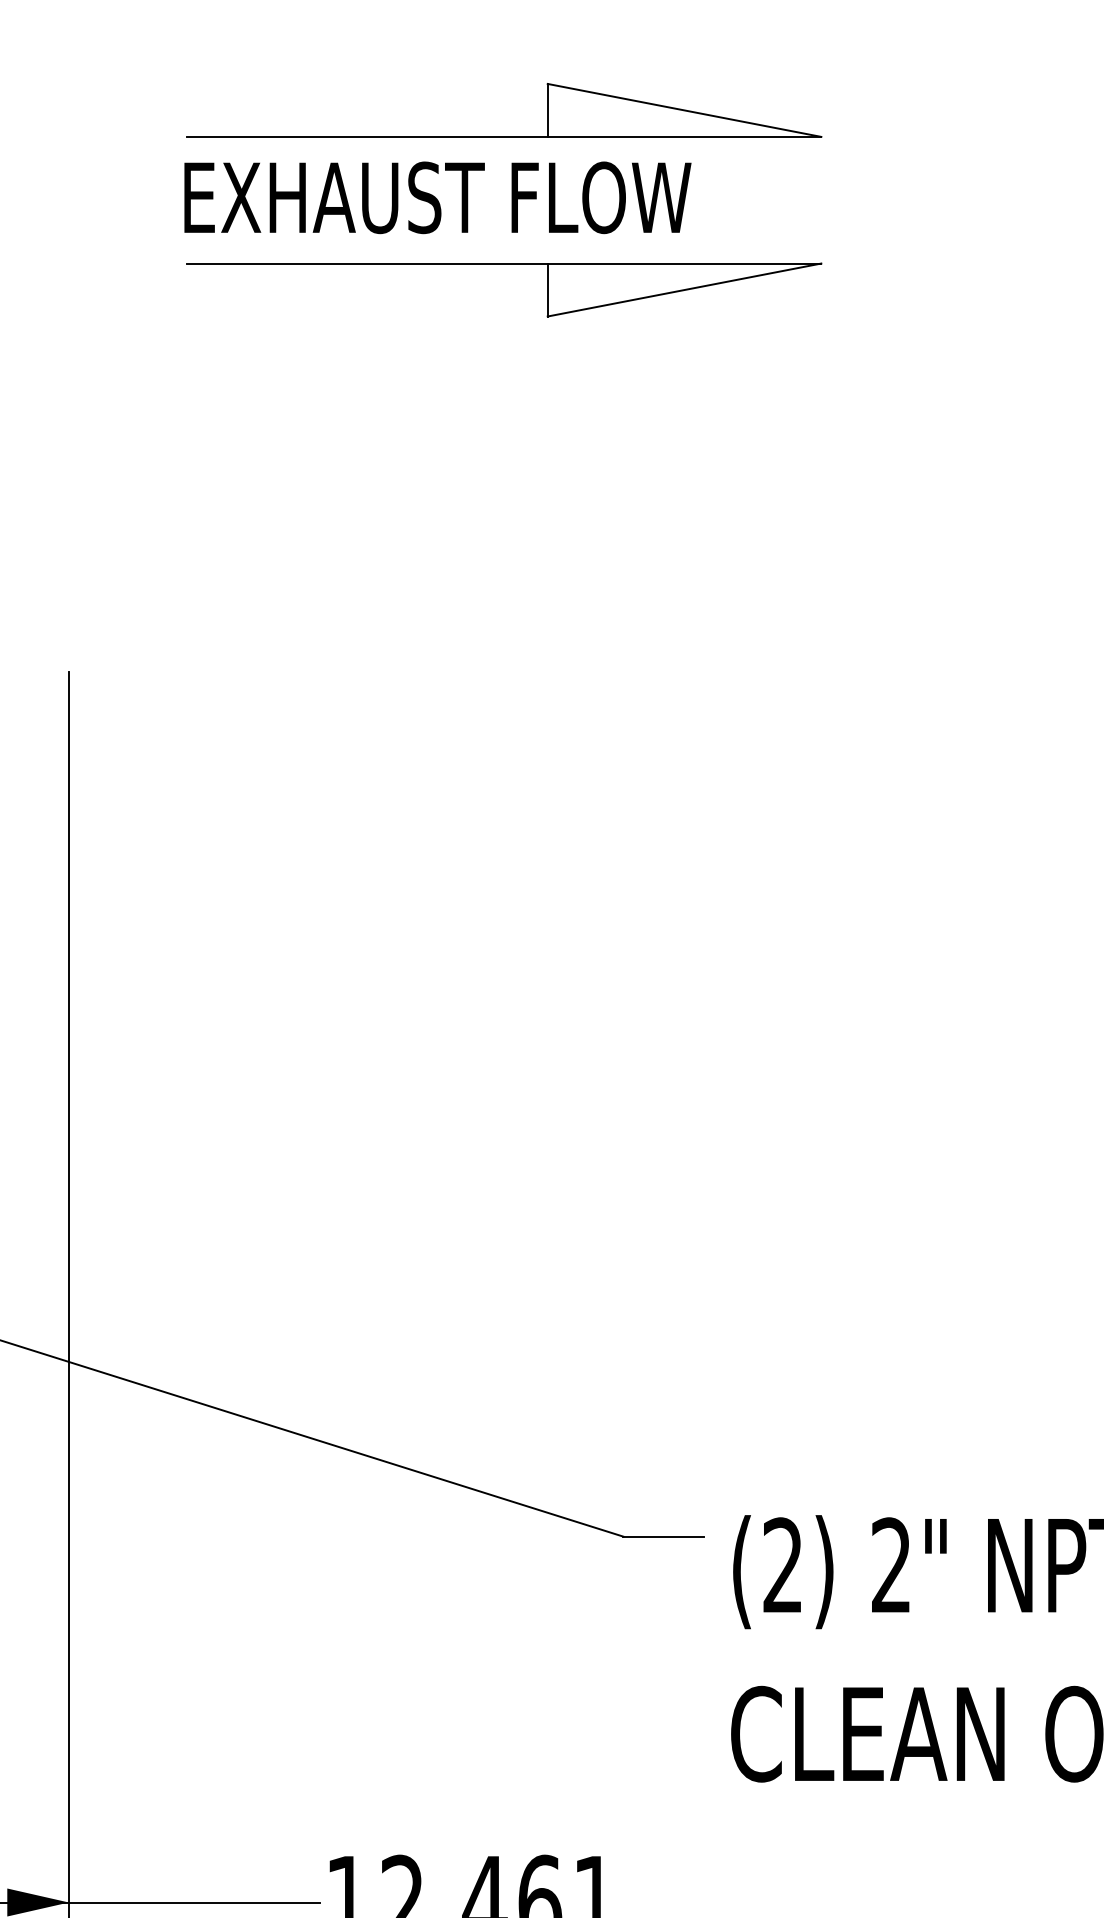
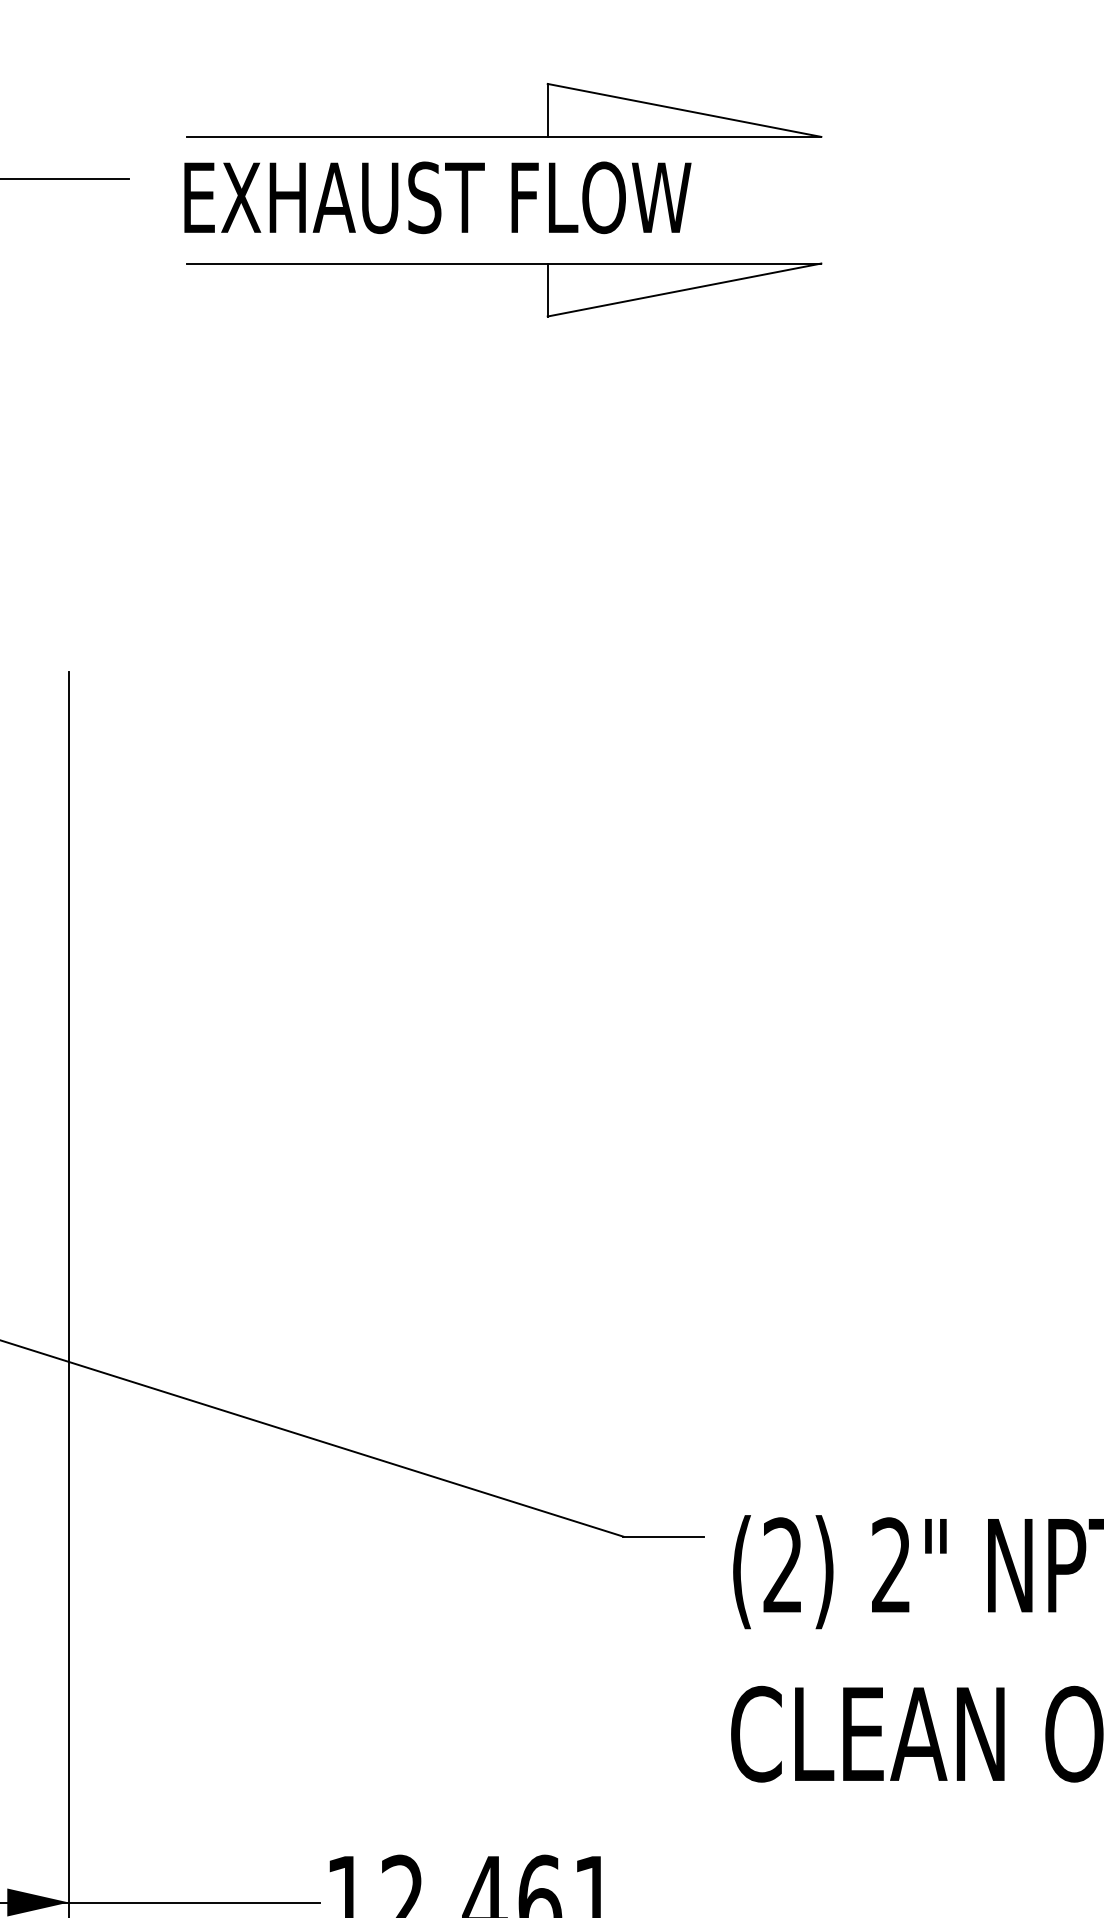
line: none -> present (65, 178)
